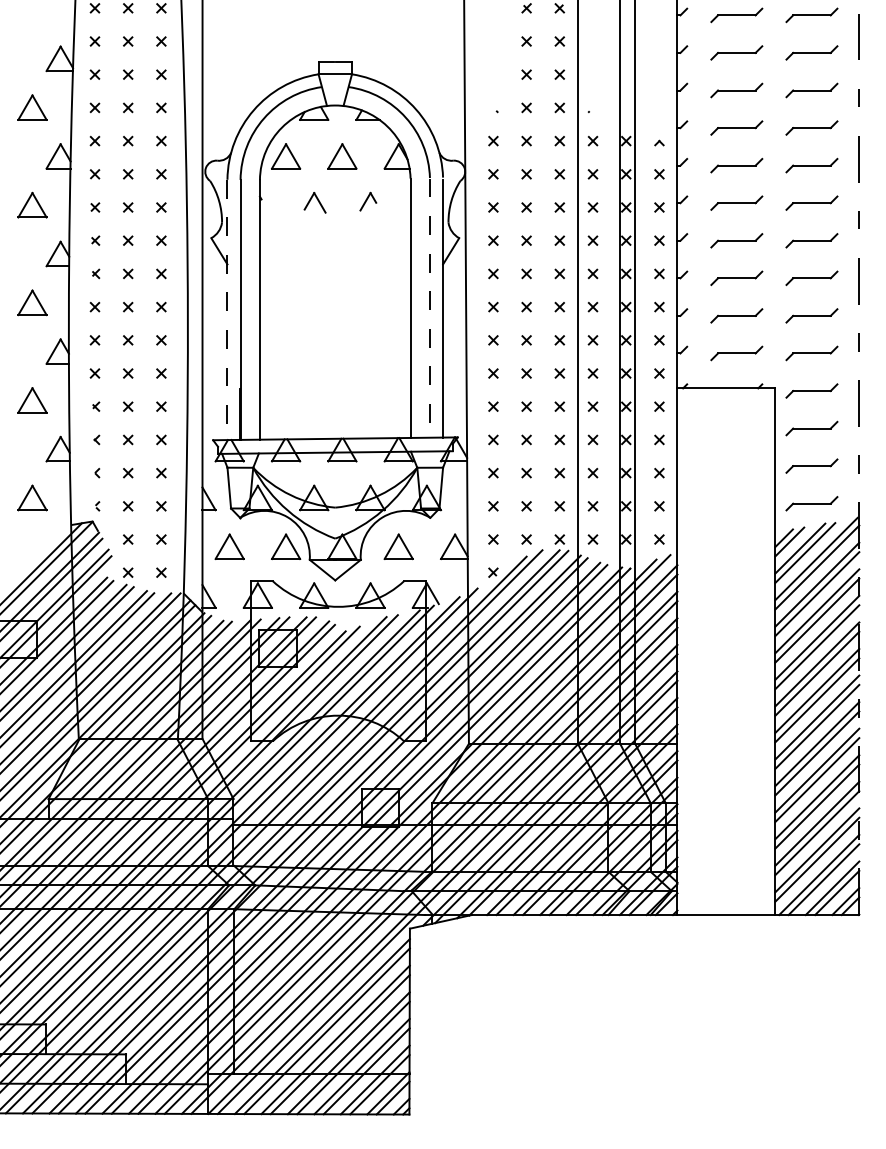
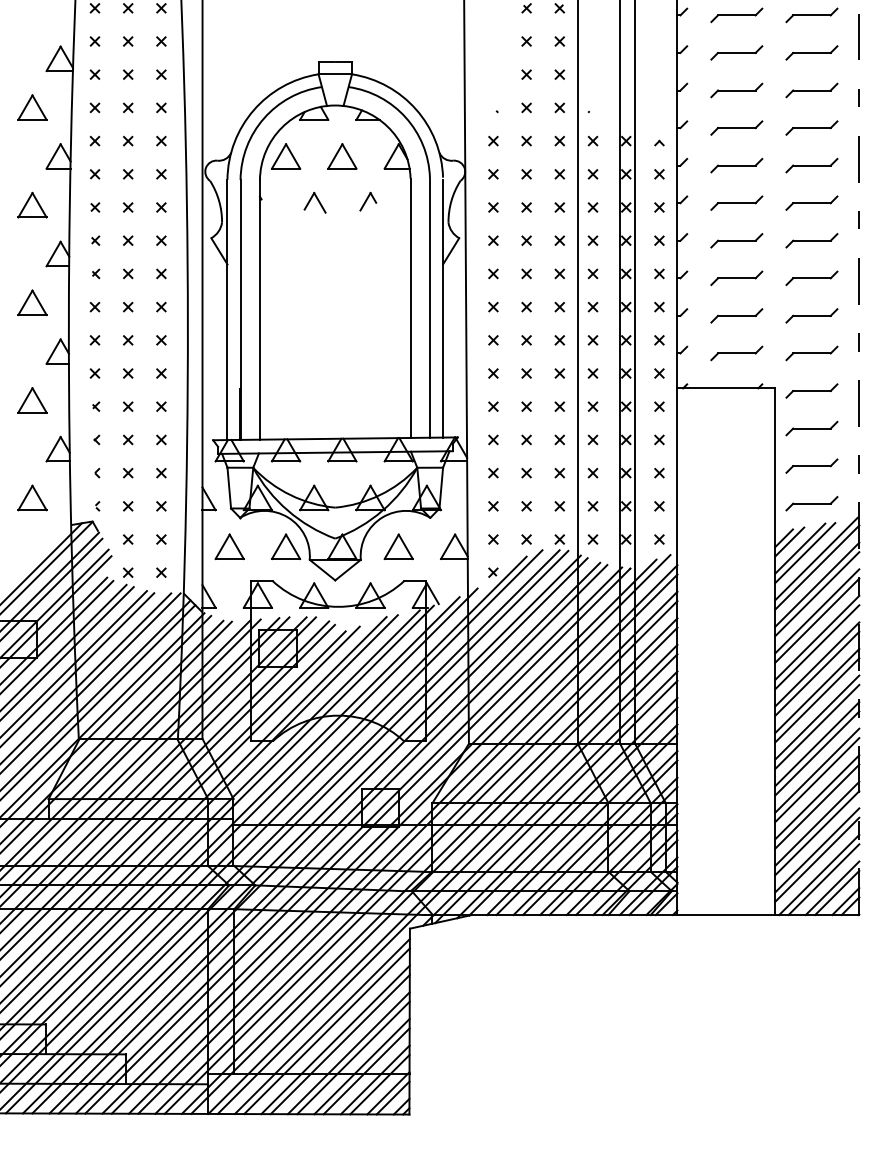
line: dashed -> solid (429, 308)
line: dashed -> solid (227, 310)
